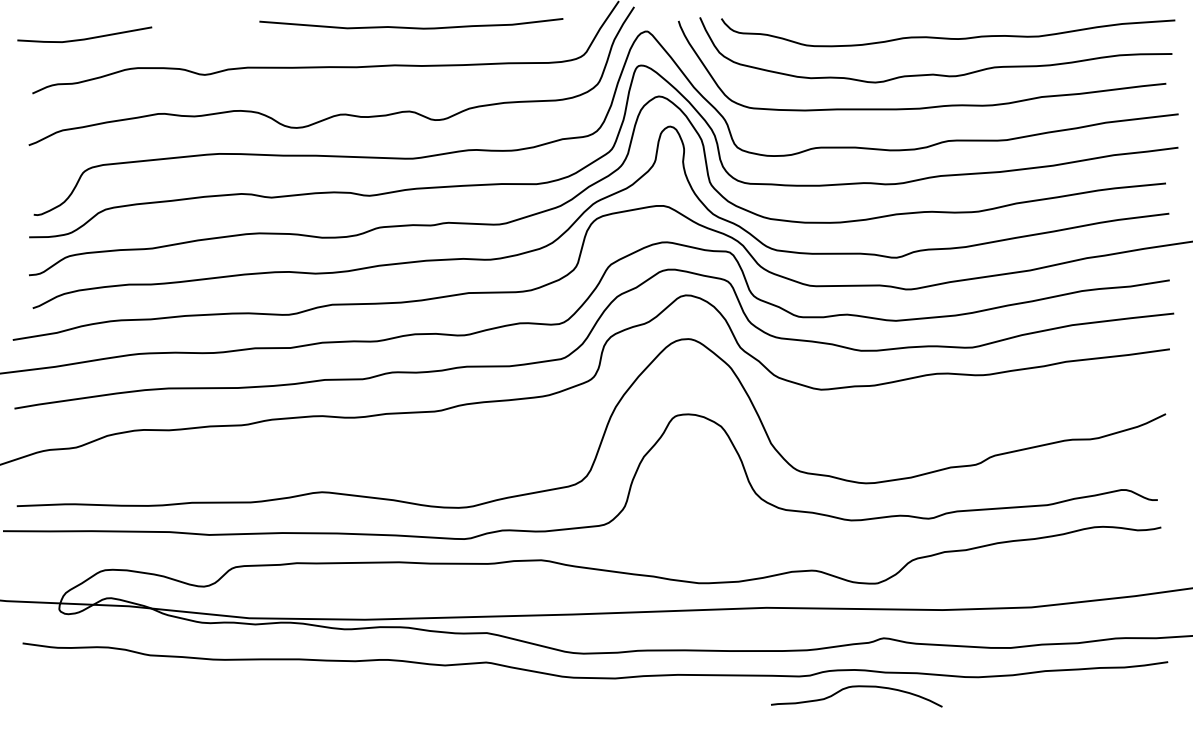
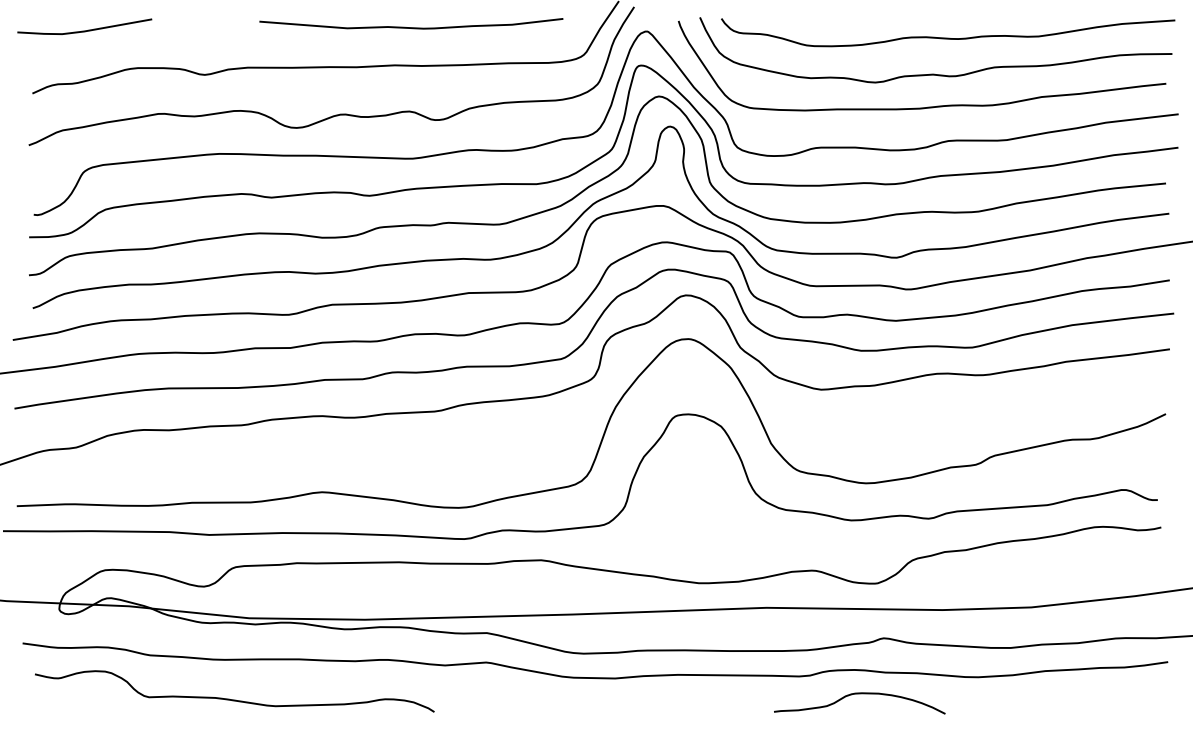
line position: (84, 38) -> (84, 30) (84, 30)
curve position: (856, 687) -> (859, 694) (859, 694)
curve: none -> present (234, 699)
